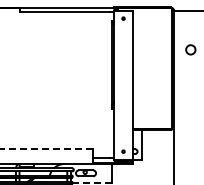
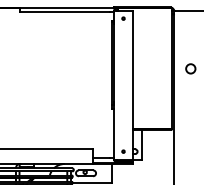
circle position: (190, 49) -> (190, 68) (190, 68)
line: dashed -> solid (46, 149)
line: dashed -> solid (92, 182)
